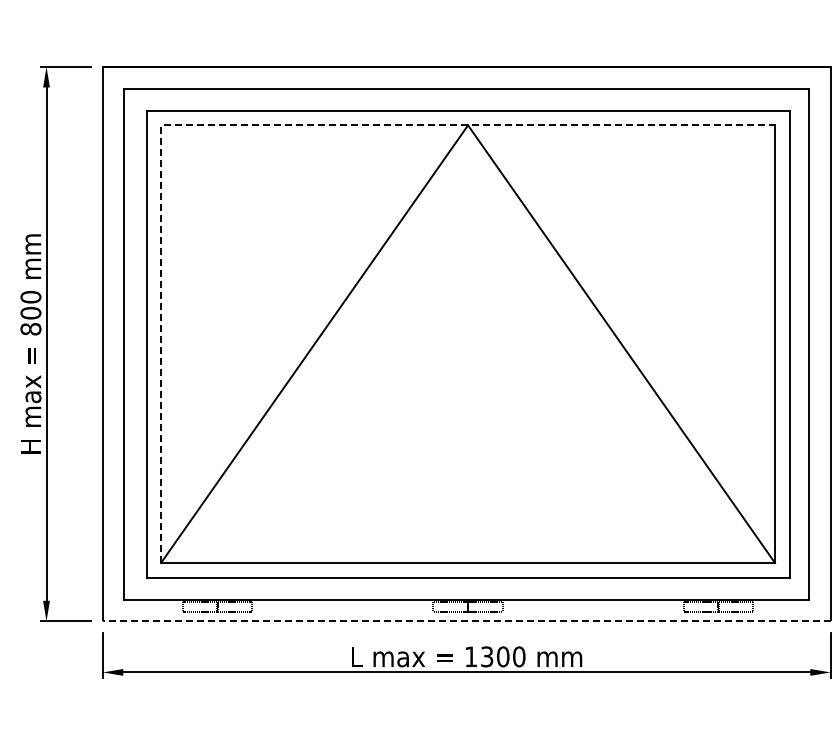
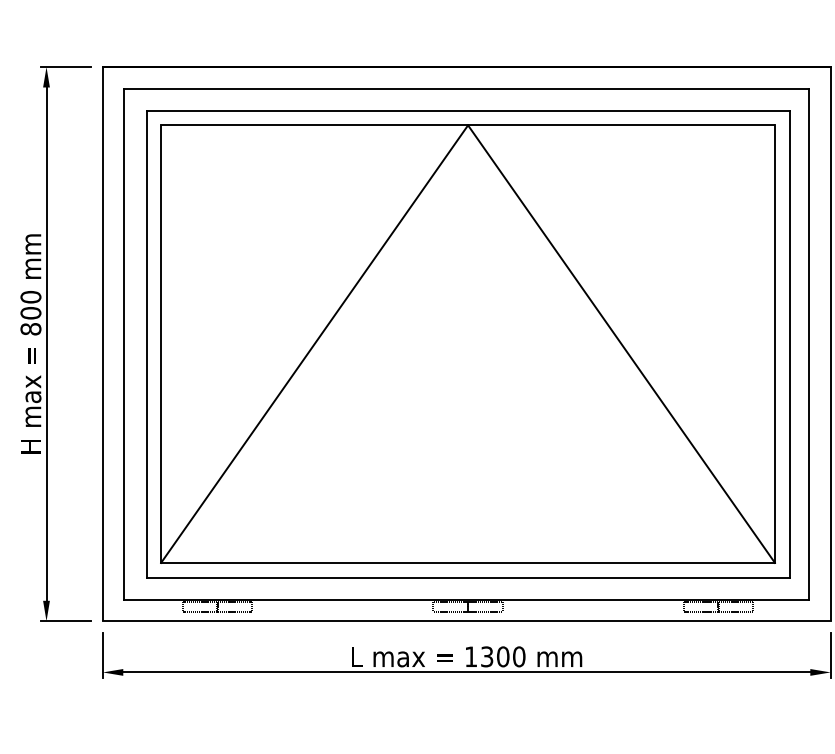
line: dashed -> solid (249, 125)
line: dashed -> solid (466, 621)
